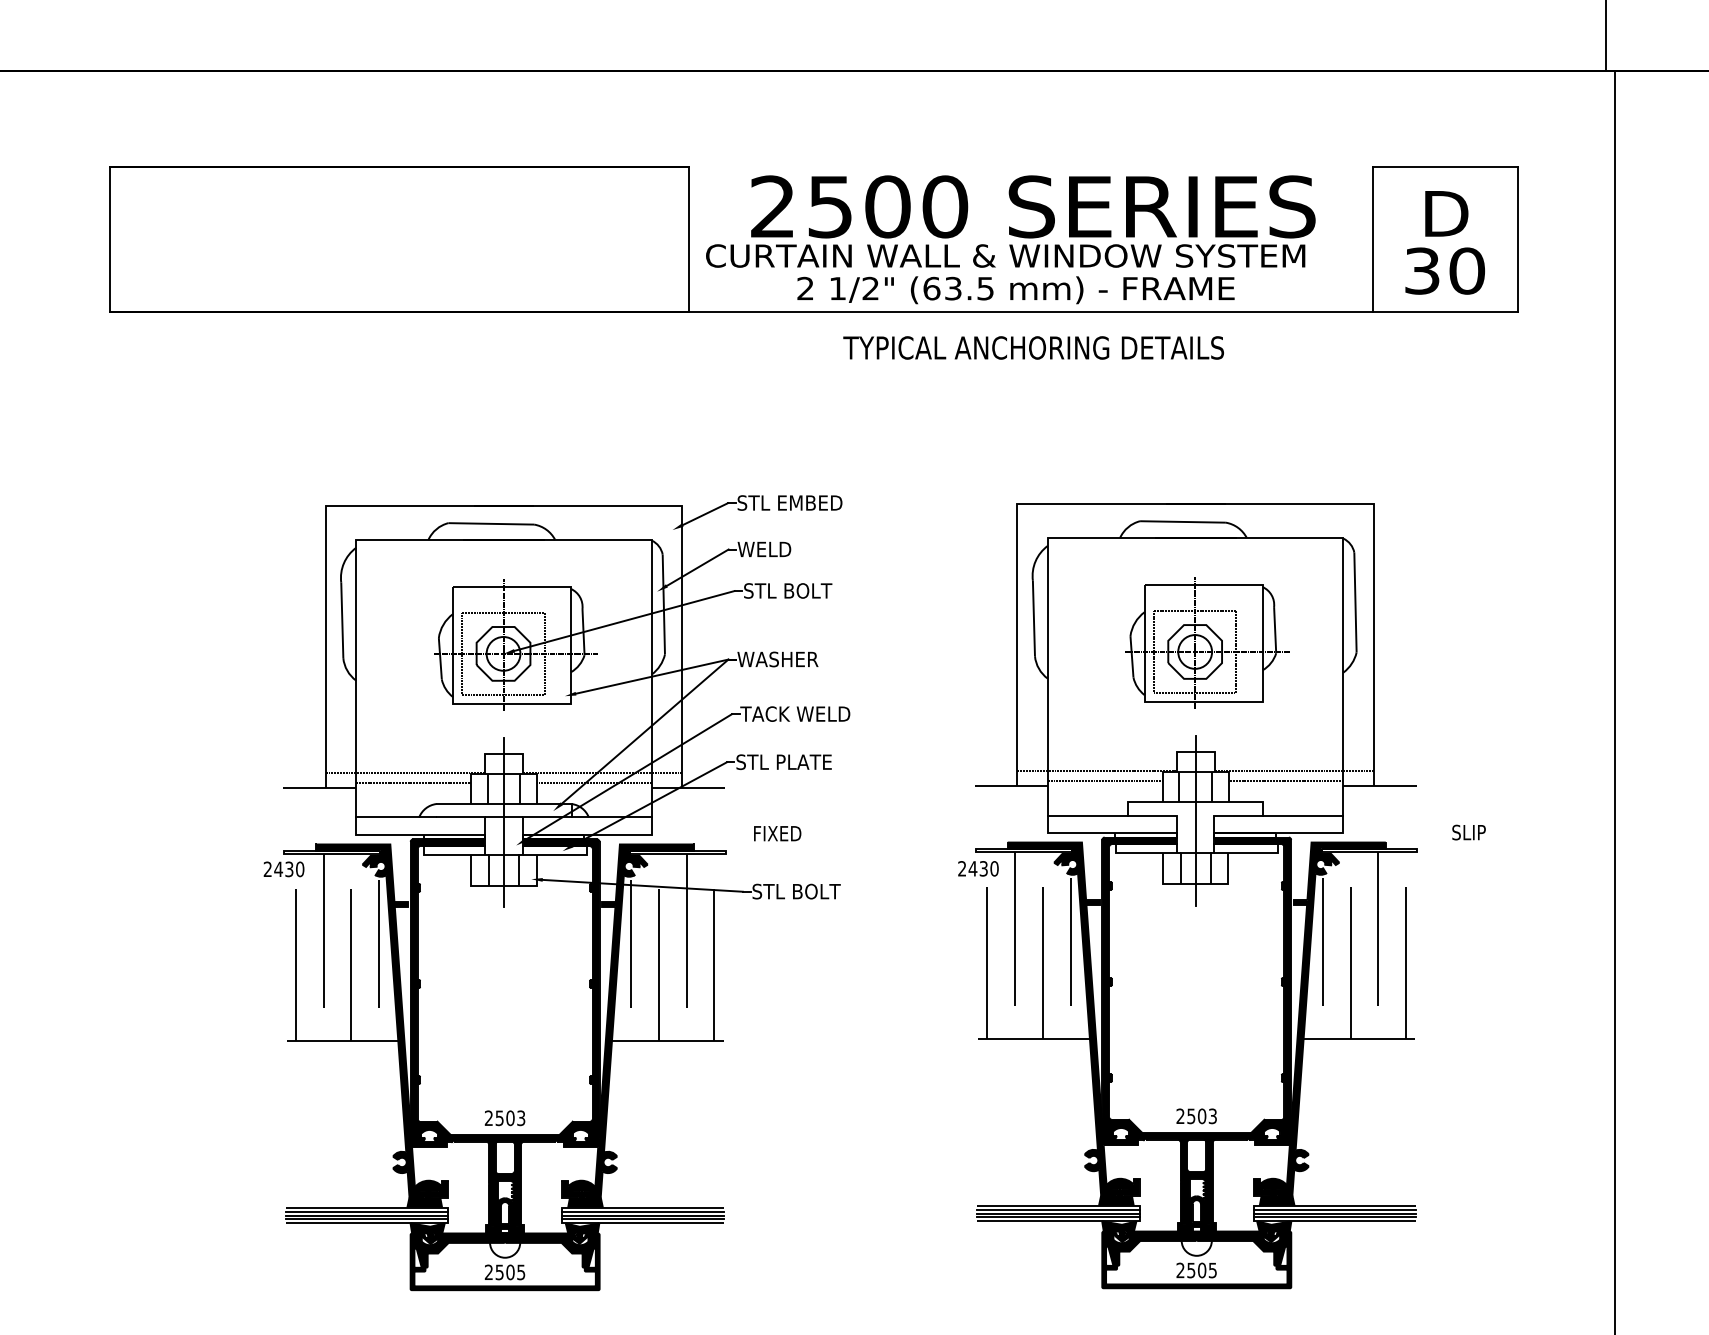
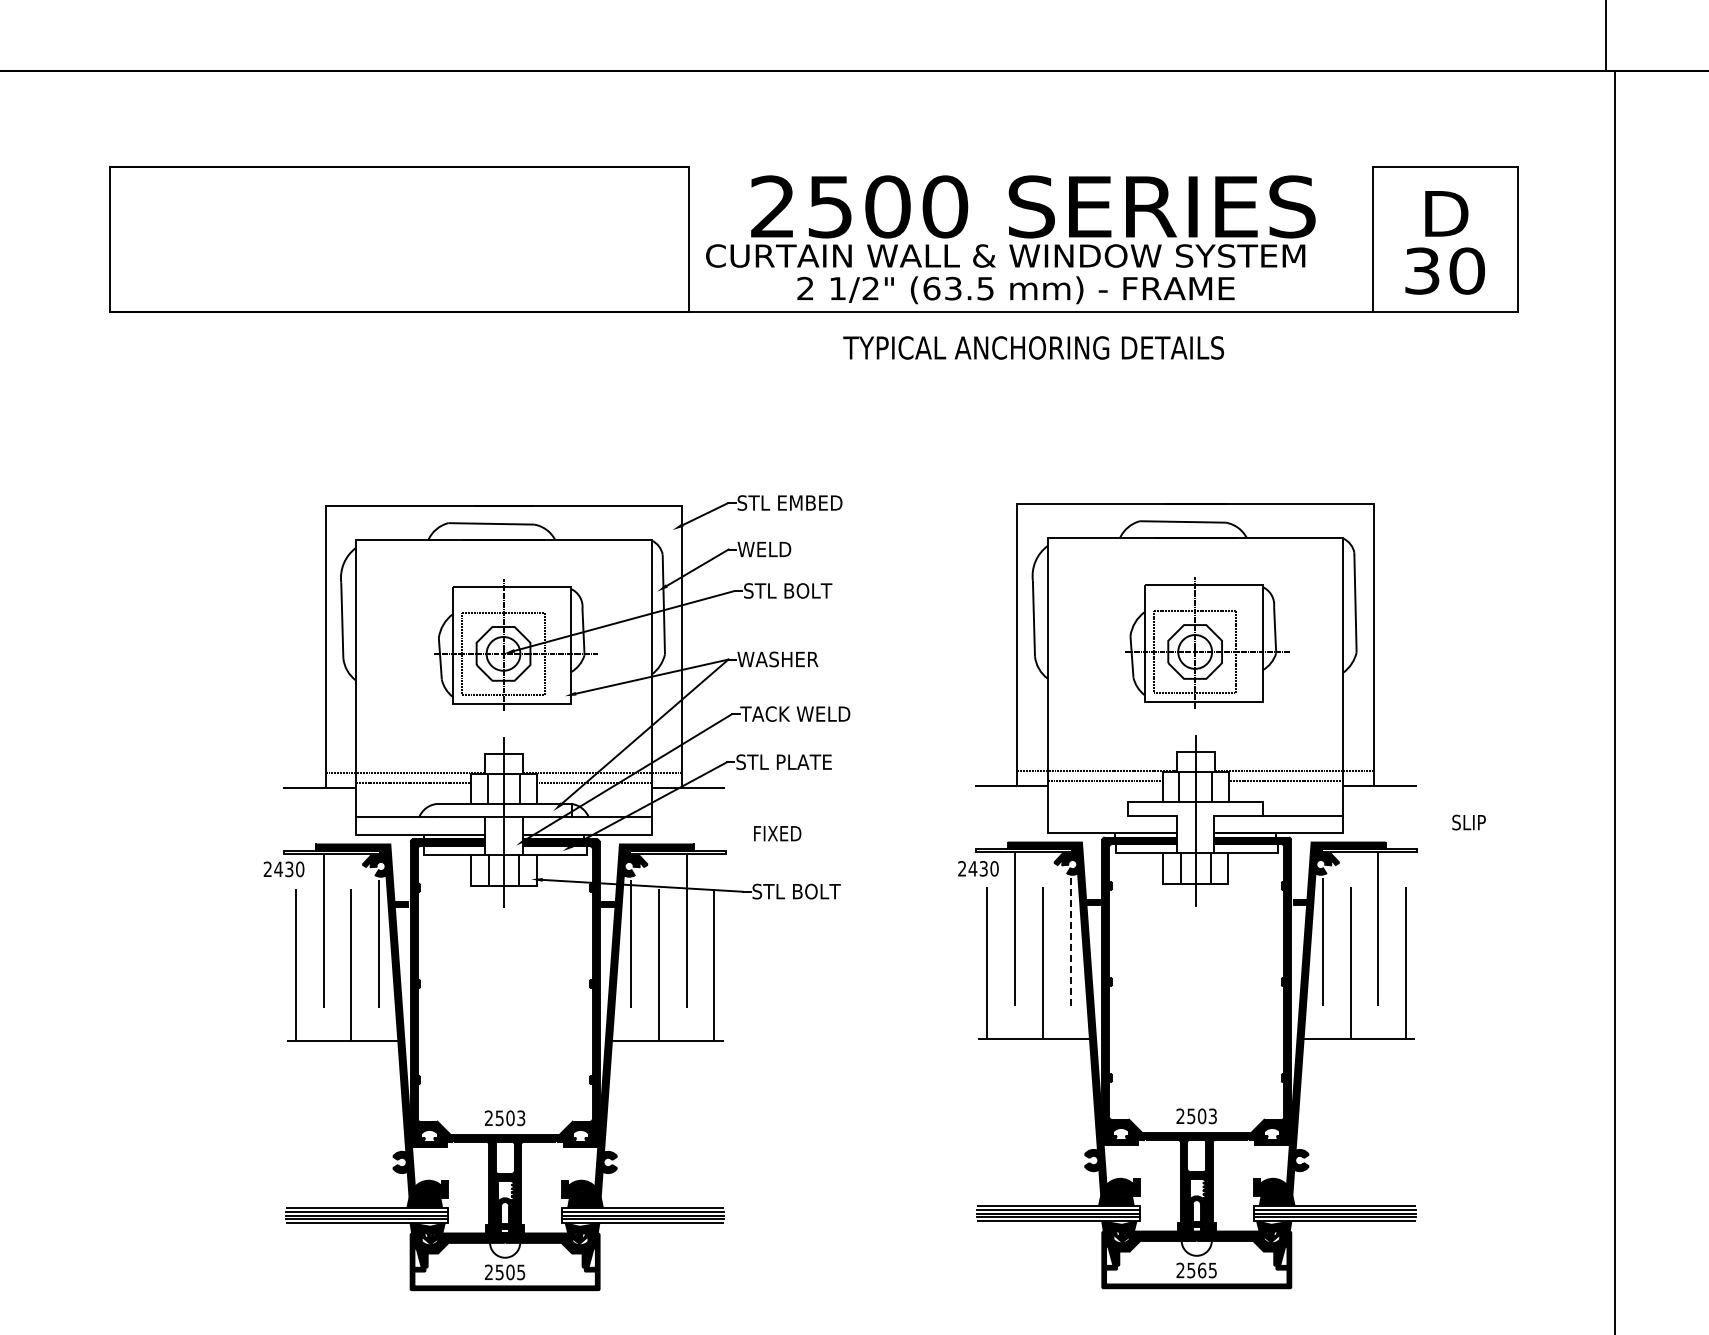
line: present -> none (1087, 815)
text position: (1468, 832) -> (1468, 822) (1468, 822)
line: solid -> dashed (1070, 942)
text: 2505 -> 2565 (1202, 1269)
